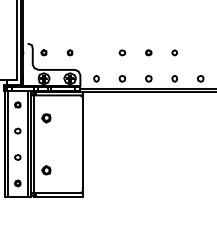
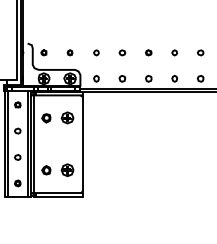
part: none -> present (96, 52)
part: none -> present (200, 52)
part: none -> present (67, 117)
part: none -> present (67, 170)
